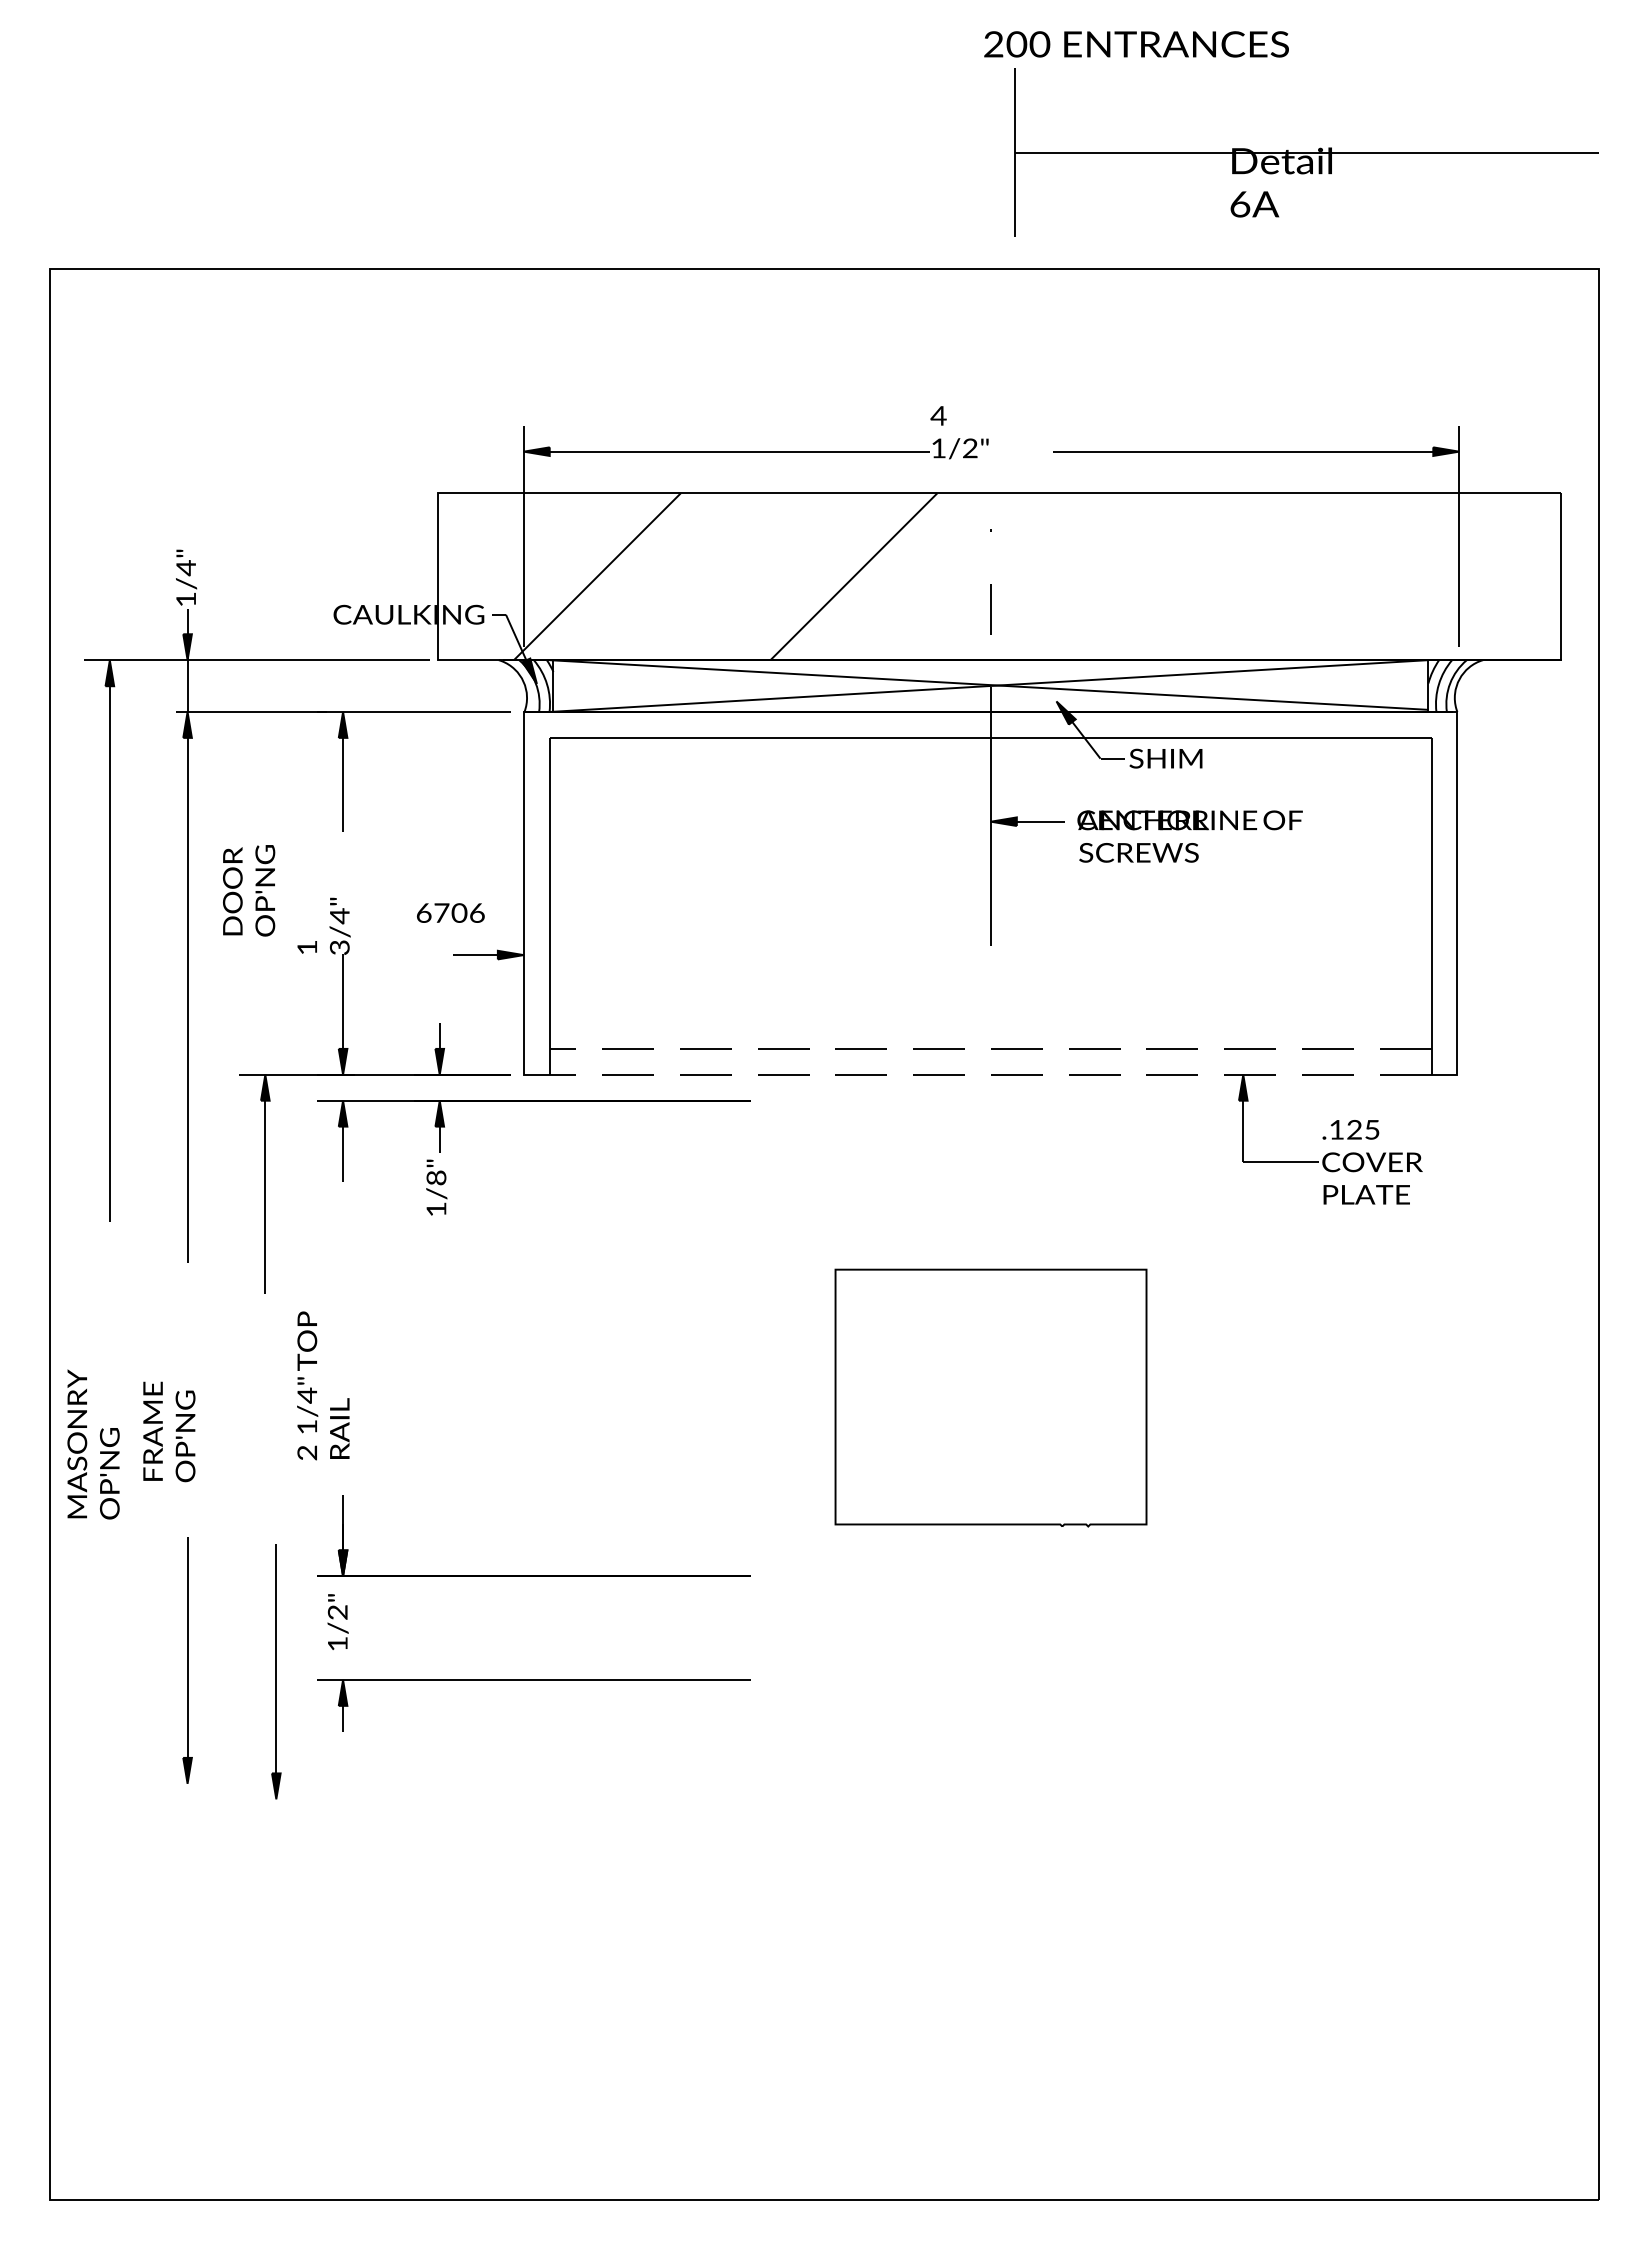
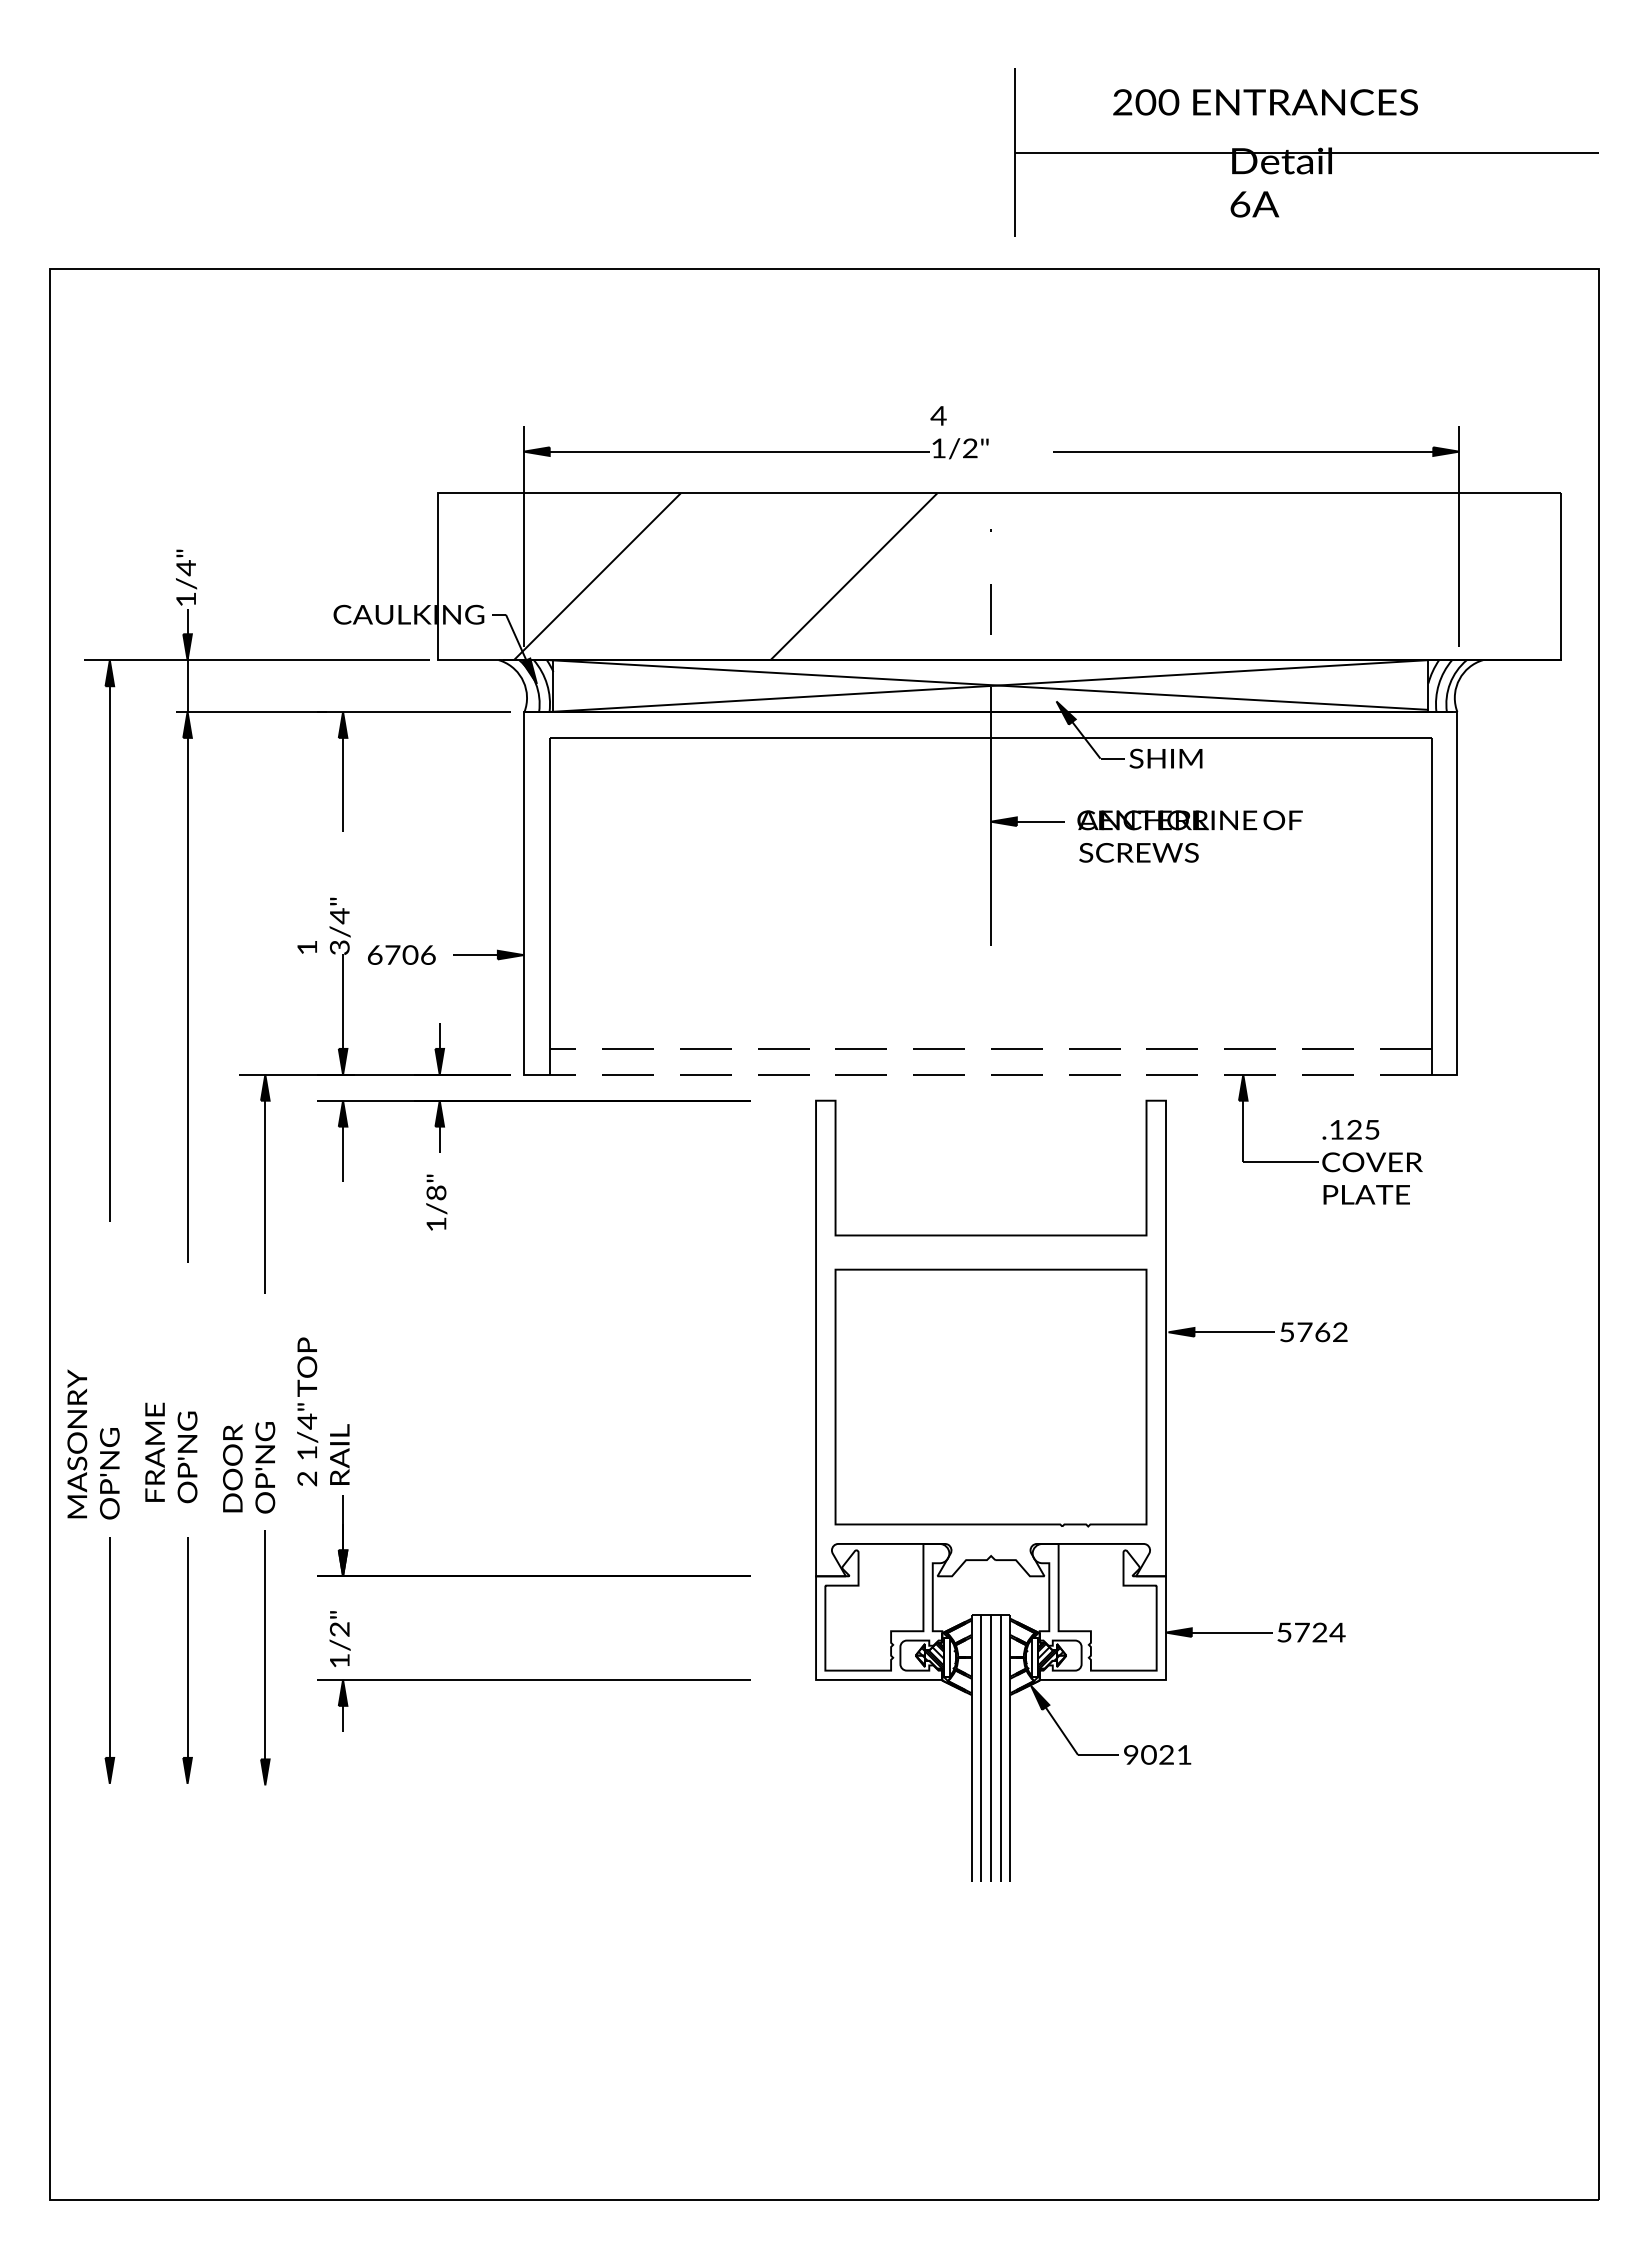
text position: (1136, 44) -> (1265, 102) (1265, 102)
text position: (249, 890) -> (249, 1467) (249, 1467)
text position: (450, 912) -> (401, 954) (401, 954)
text position: (436, 1187) -> (436, 1202) (436, 1202)
text position: (323, 1385) -> (323, 1411) (323, 1411)
text position: (169, 1431) -> (171, 1452) (171, 1452)
part: none -> present (1081, 1490)
text position: (337, 1621) -> (339, 1638) (339, 1638)
part: none -> present (109, 1660)
part position: (276, 1671) -> (265, 1657) (265, 1657)
